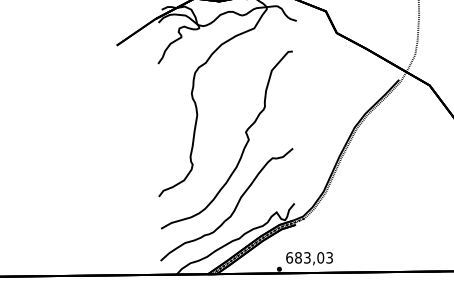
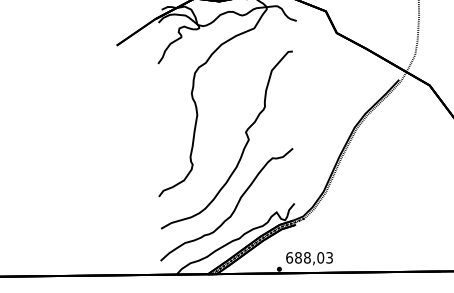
text: 683,03 -> 688,03 (307, 257)
